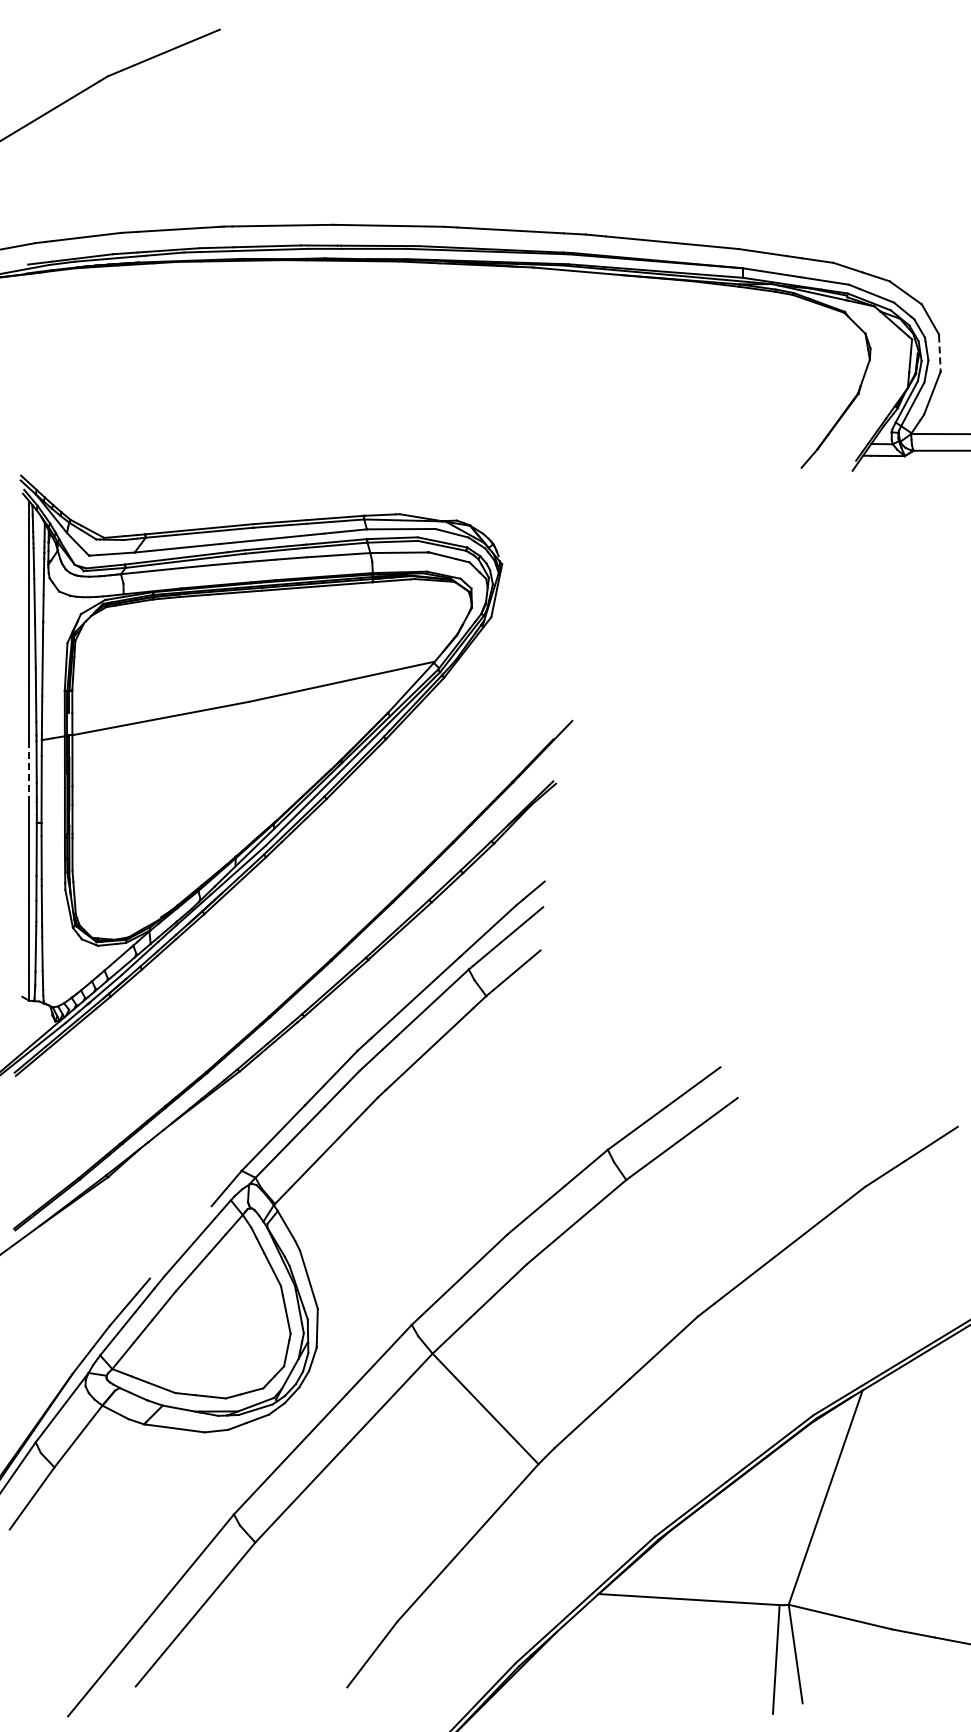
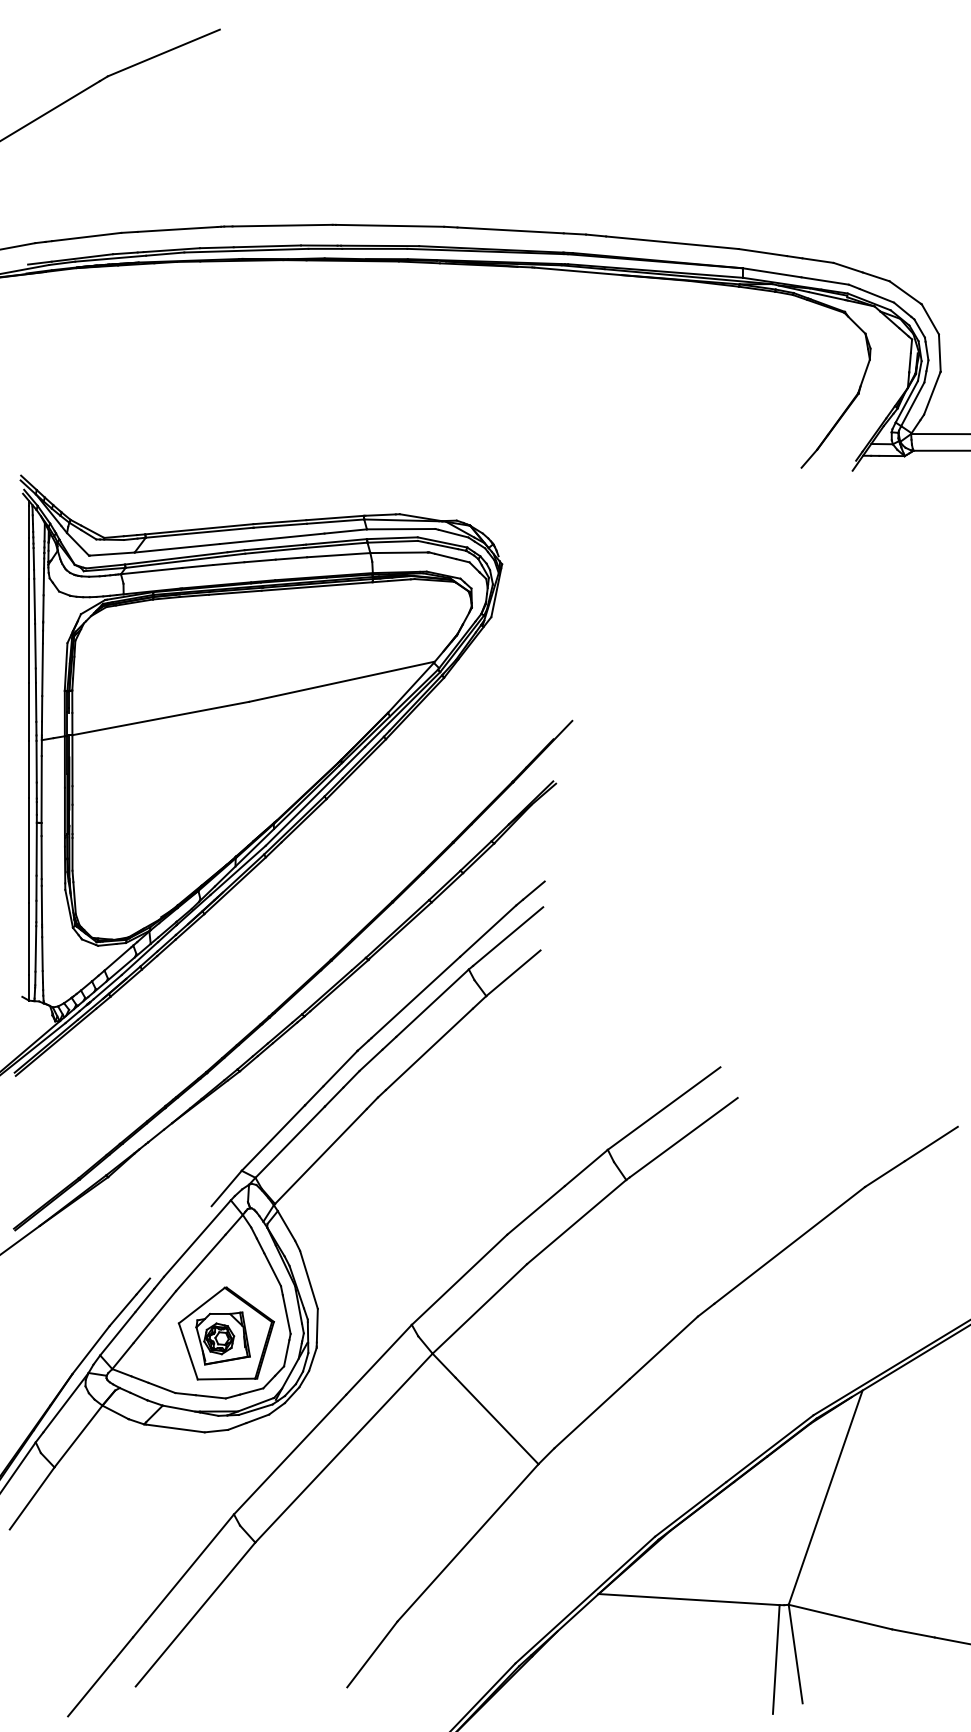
line: dashed -> solid (939, 354)
line: dashed -> solid (29, 769)
part: none -> present (225, 1333)
